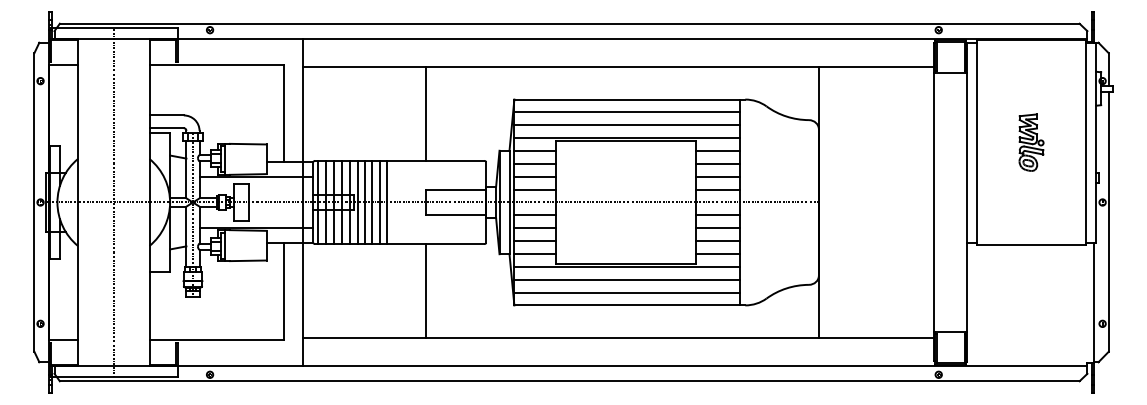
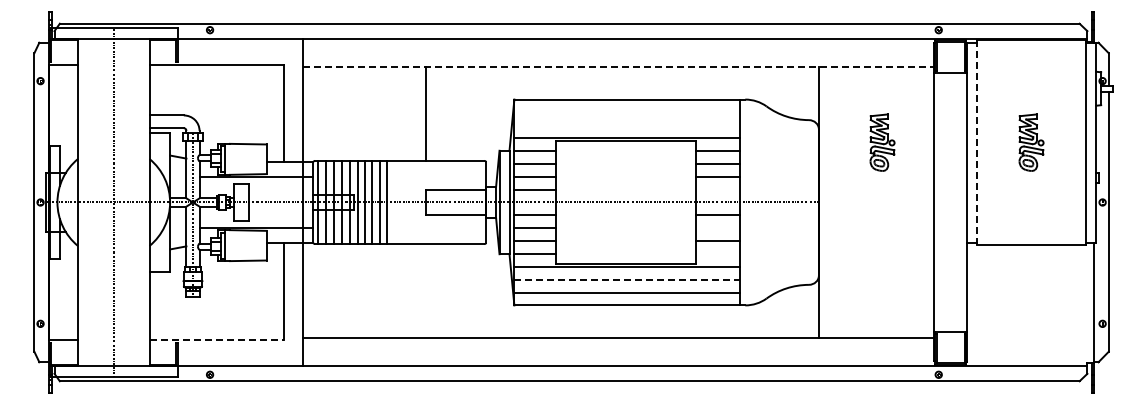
line: solid -> dashed (619, 67)
line: present -> none (627, 112)
line: present -> none (627, 125)
part: none -> present (882, 142)
line: solid -> dashed (977, 142)
line: present -> none (717, 189)
line: present -> none (717, 228)
line: present -> none (717, 253)
line: solid -> dashed (627, 279)
line: present -> none (426, 290)
line: solid -> dashed (217, 339)
